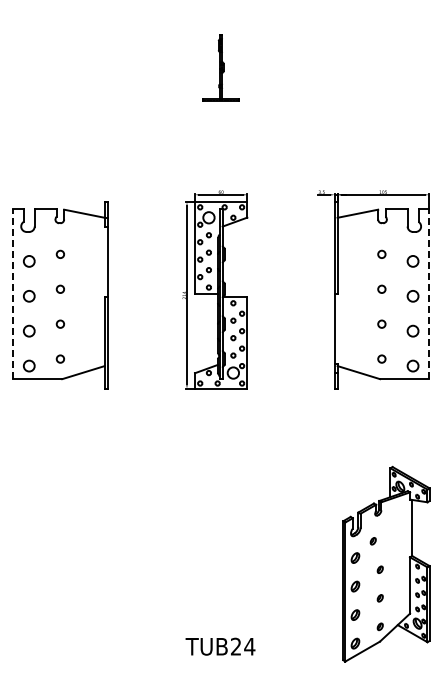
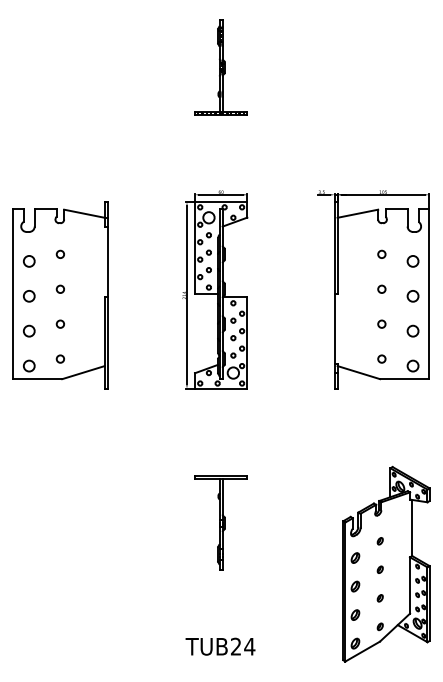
part size: 38x68 px -> 54x97 px (220, 67)
line: dashed -> solid (13, 293)
line: dashed -> solid (428, 293)
part: none -> present (220, 522)
part position: (372, 541) -> (379, 541) (379, 541)
